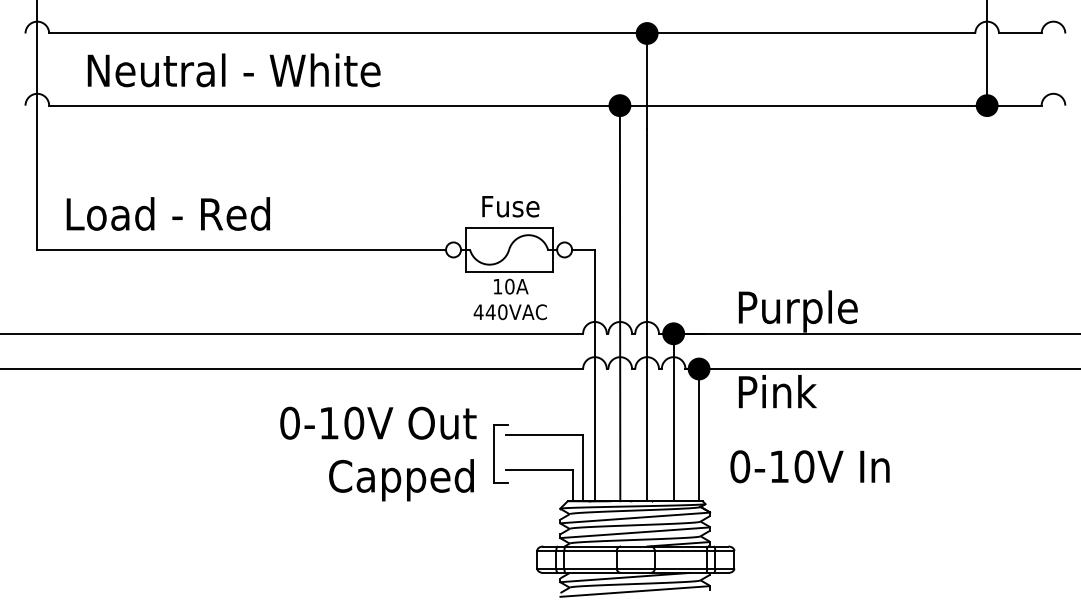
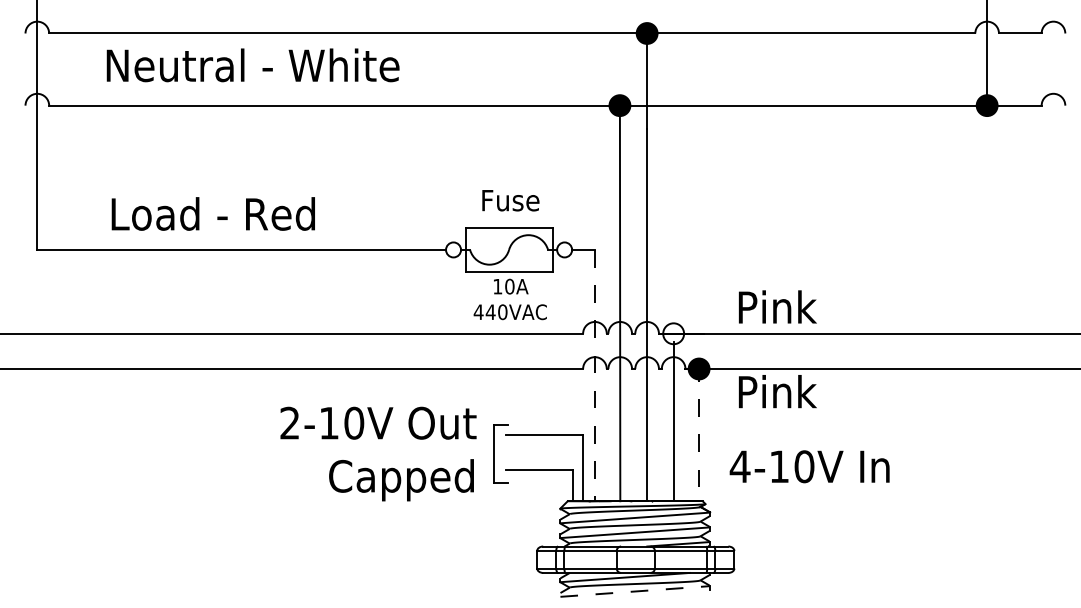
text position: (233, 70) -> (252, 65) (252, 65)
text position: (510, 206) -> (510, 200) (510, 200)
text position: (167, 213) -> (212, 213) (212, 213)
text: Purple -> Pink (809, 311)
fill: present -> none (673, 333)
line: solid -> dashed (594, 375)
text: 0-10V -> 2-10V (289, 422)
line: solid -> dashed (699, 432)
text: 0-10V -> 4-10V (739, 466)
line: solid -> dashed (635, 591)
